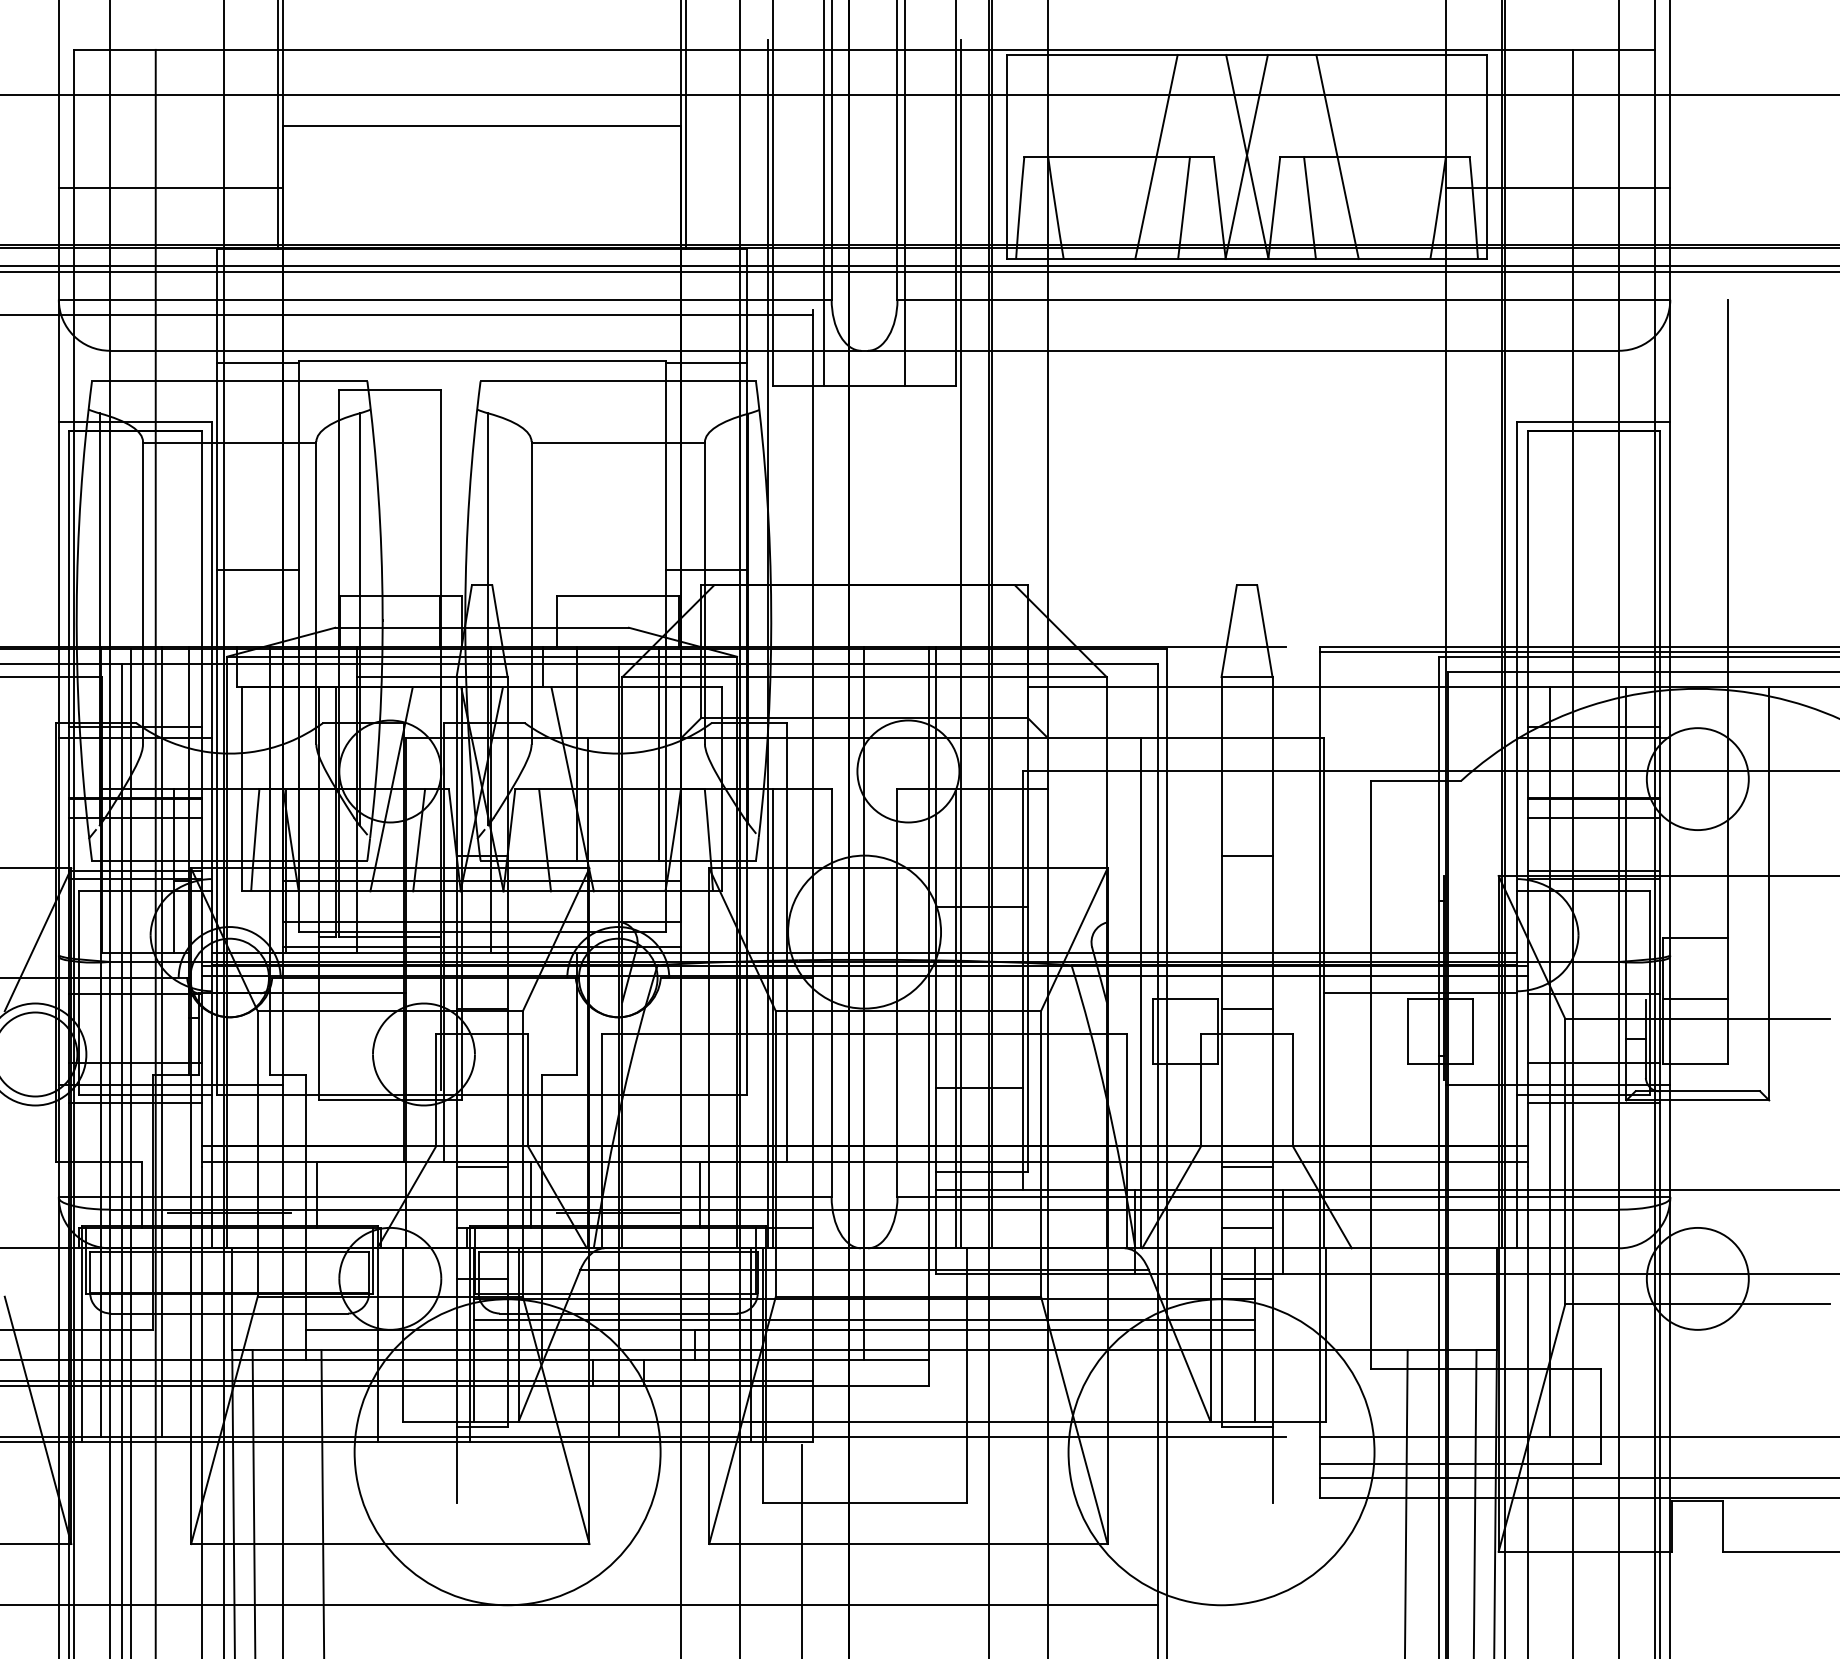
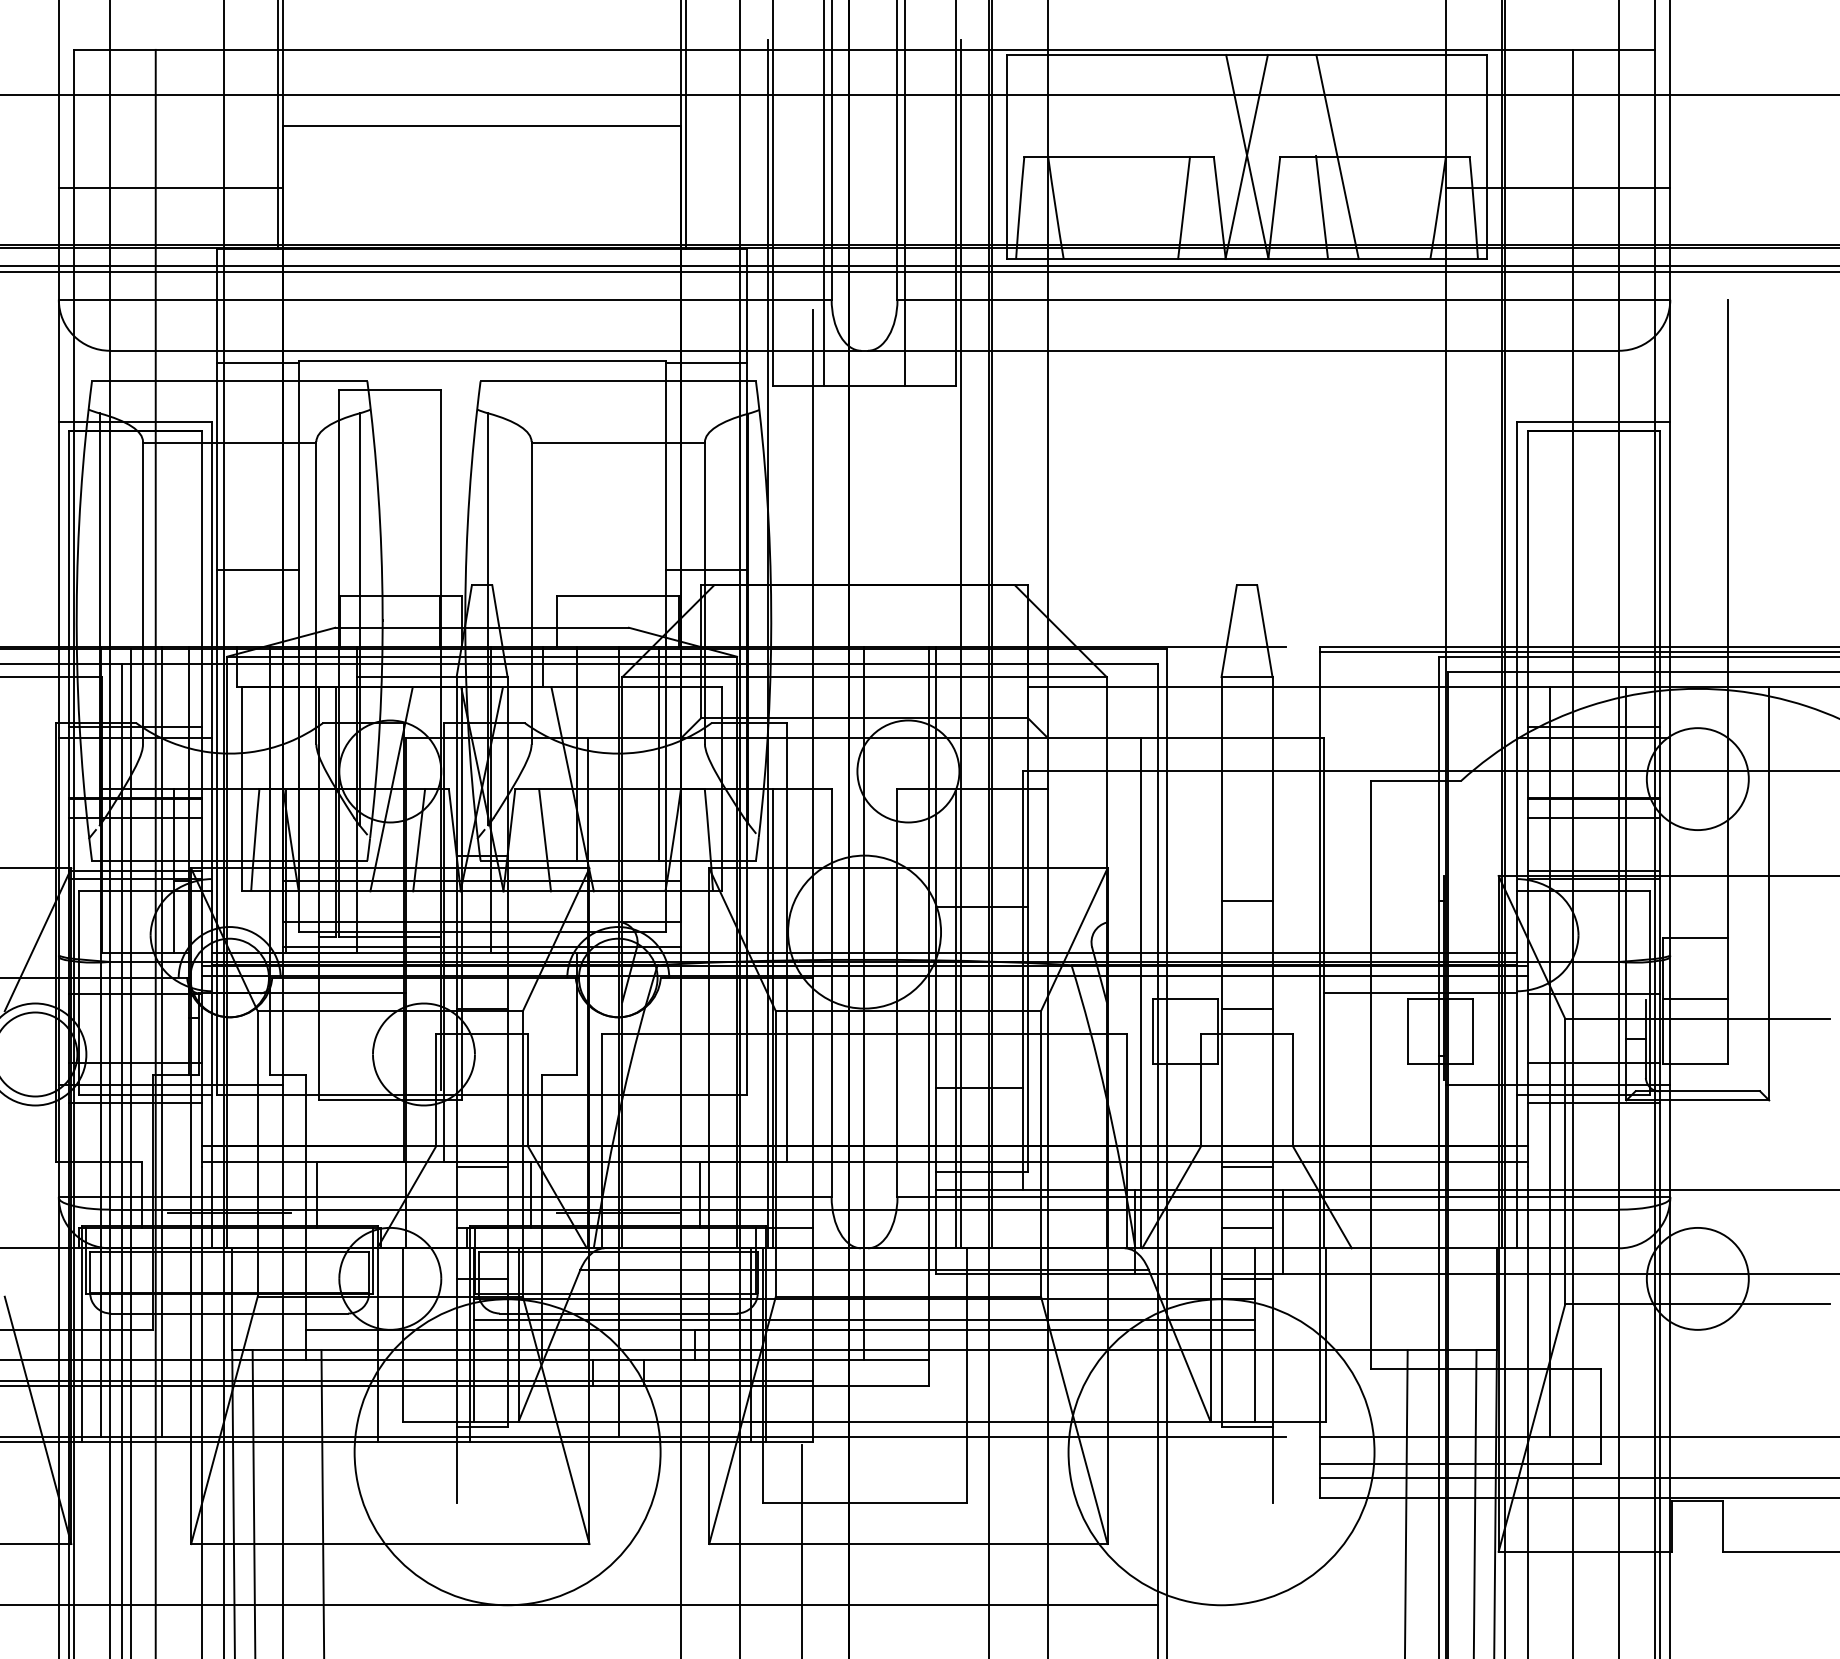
line: present -> none (1156, 156)
line position: (1309, 207) -> (1321, 206) (1321, 206)
line: present -> none (407, 315)
line position: (1246, 855) -> (1246, 900) (1246, 900)
